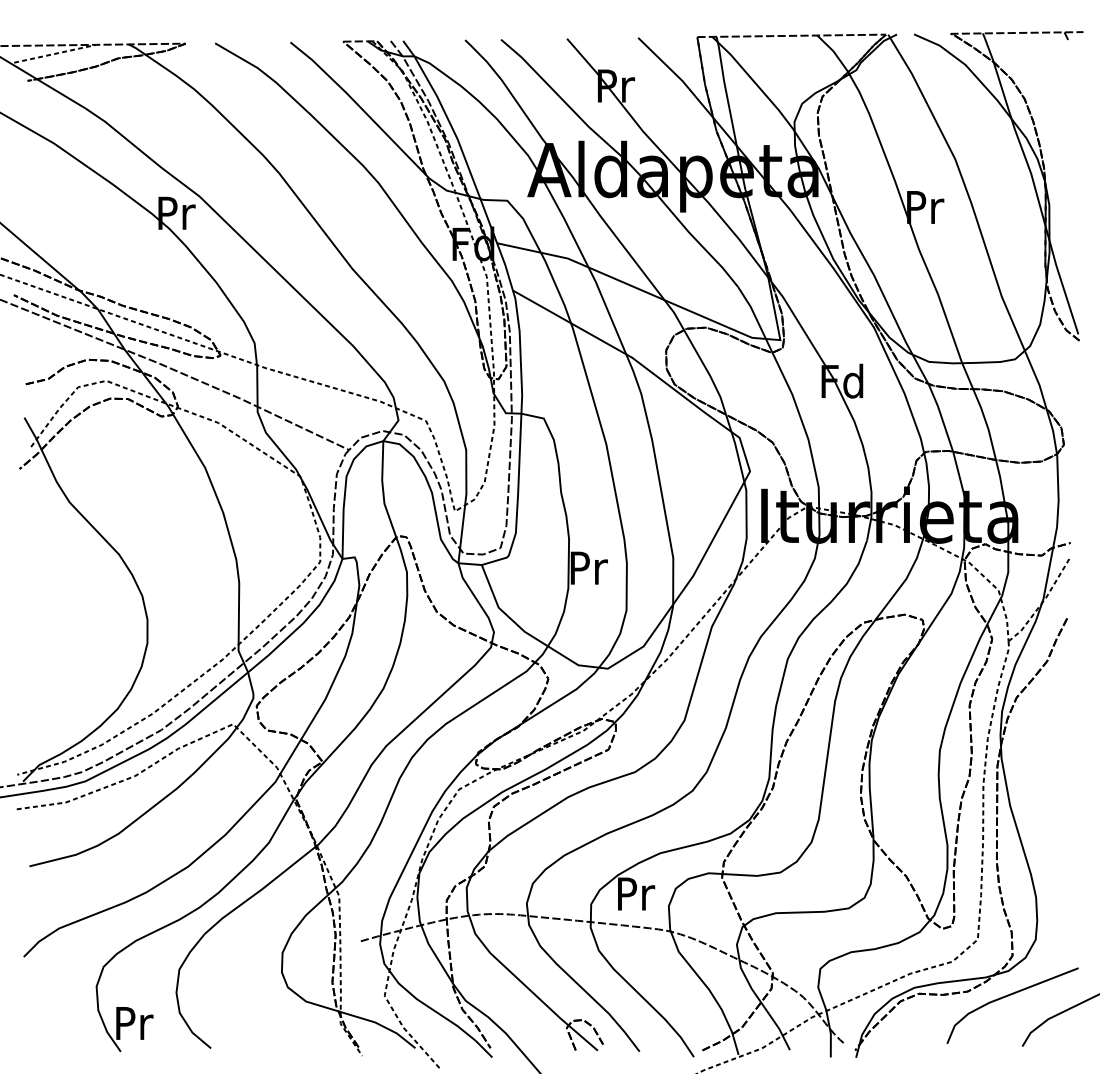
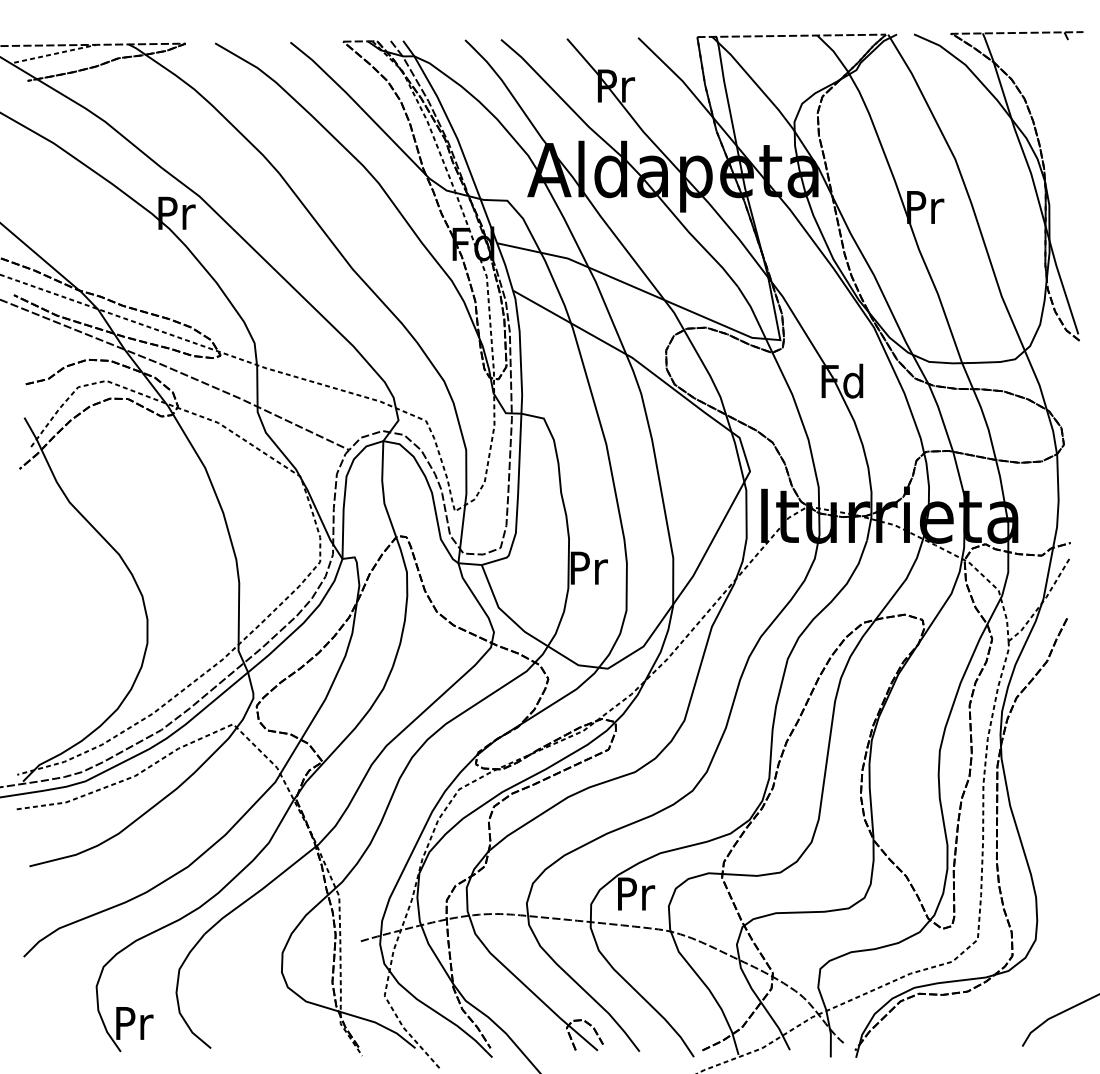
line: present -> none (1008, 996)
